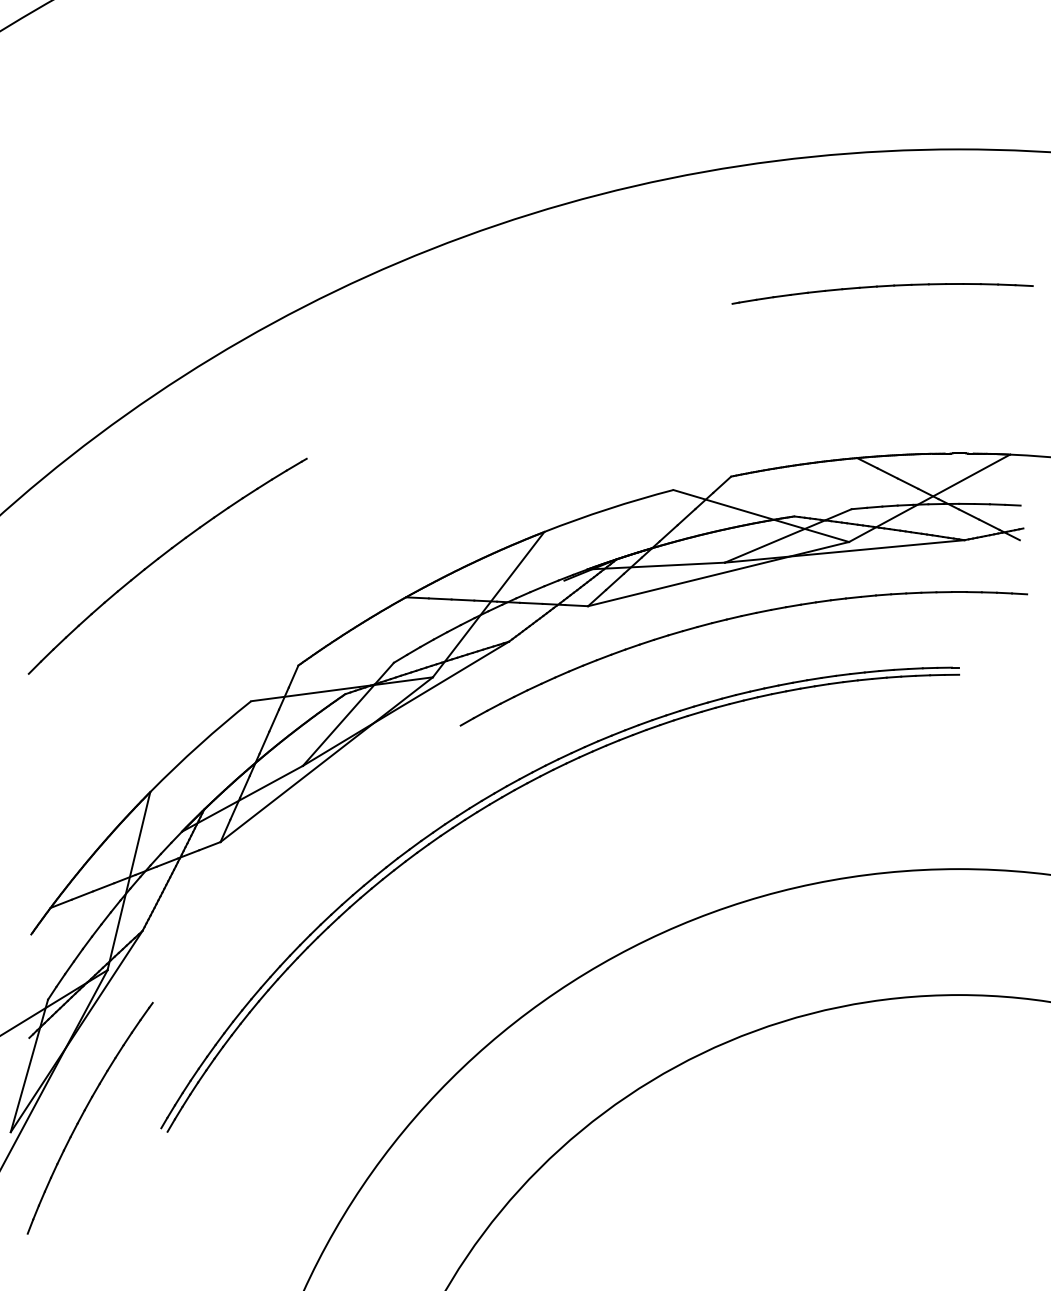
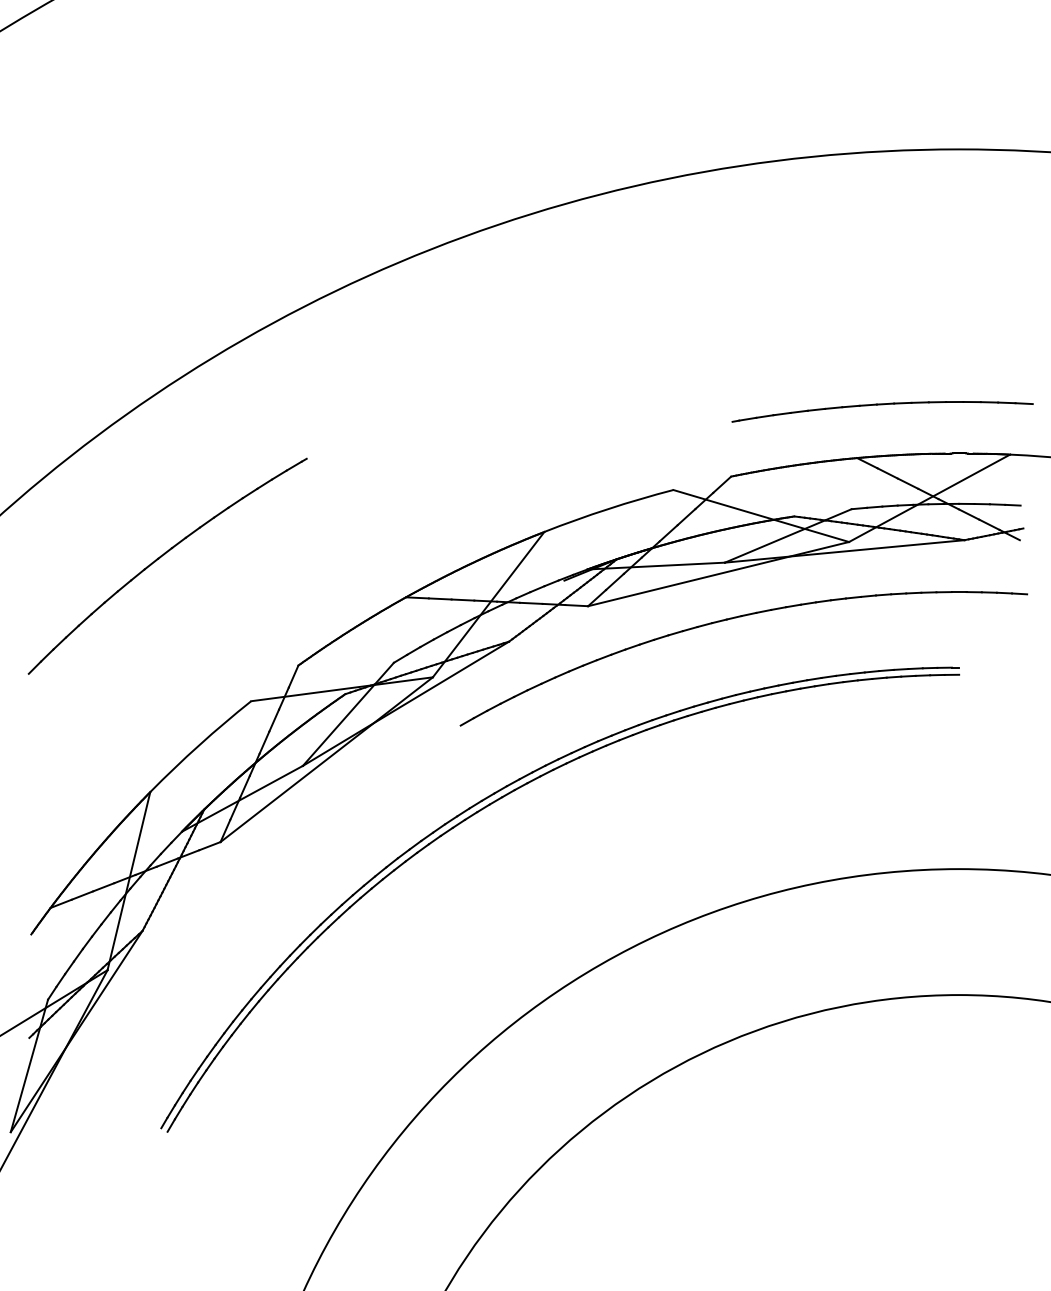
part position: (882, 293) -> (882, 411) (882, 411)
part: present -> none (84, 1113)
